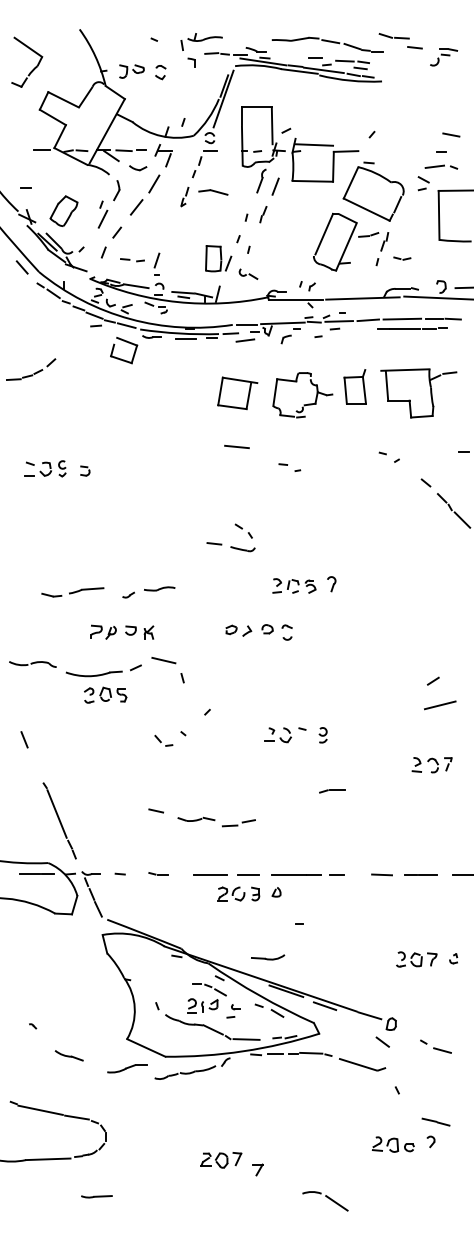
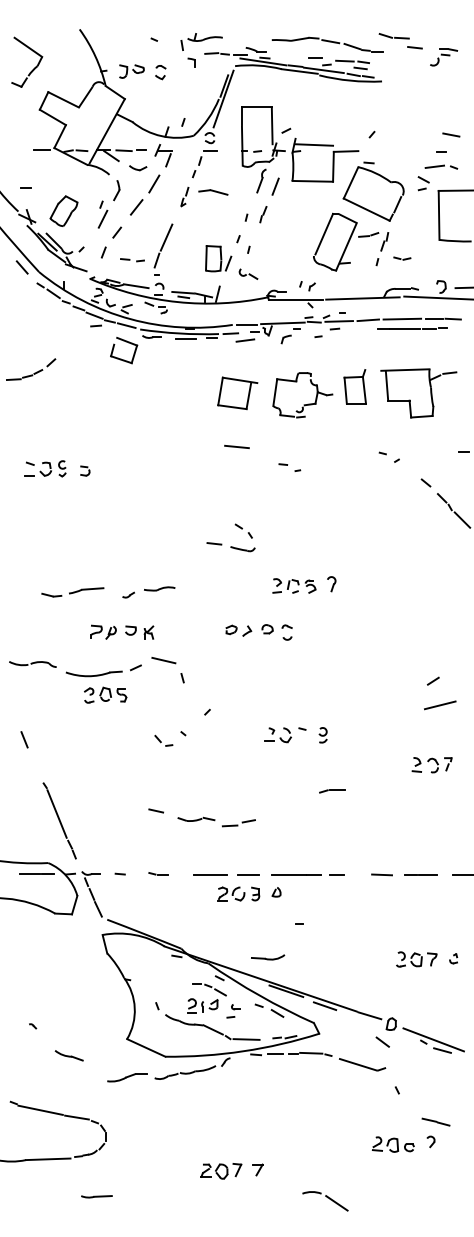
line: none -> present (166, 237)
line: none -> present (433, 1039)
part position: (127, 1068) -> (127, 1077) (127, 1077)
part position: (221, 1160) -> (221, 1171) (221, 1171)
